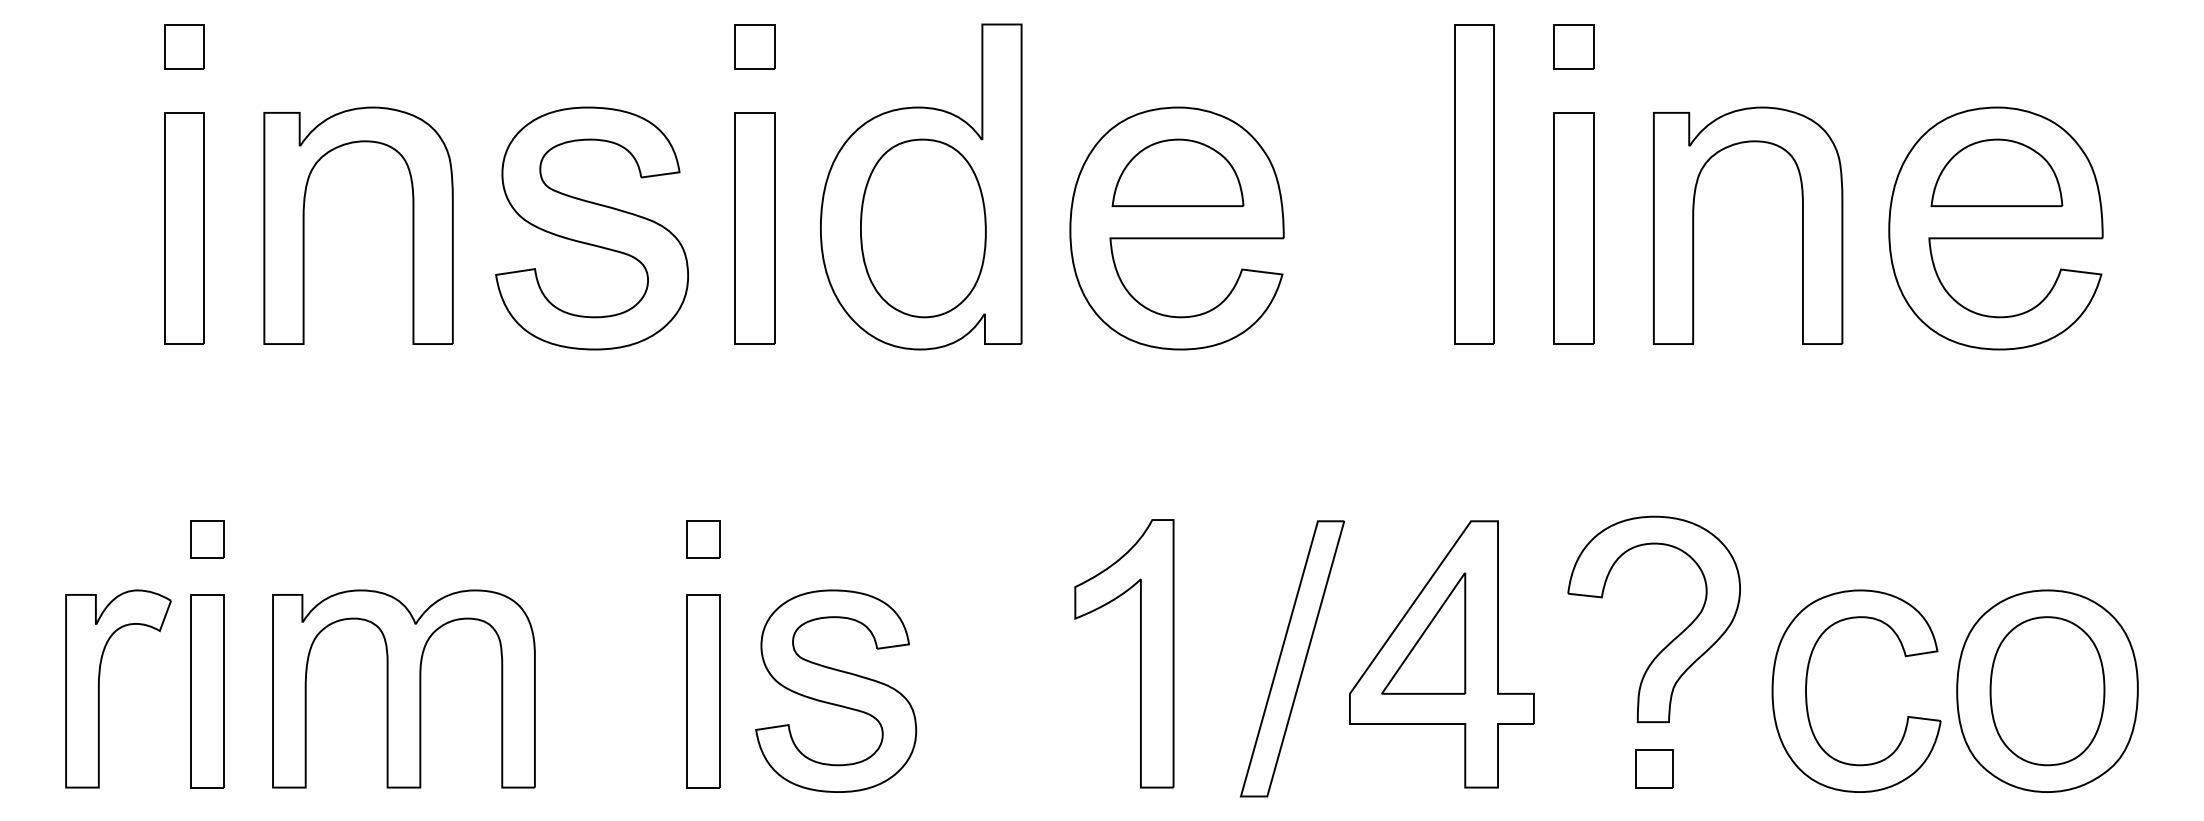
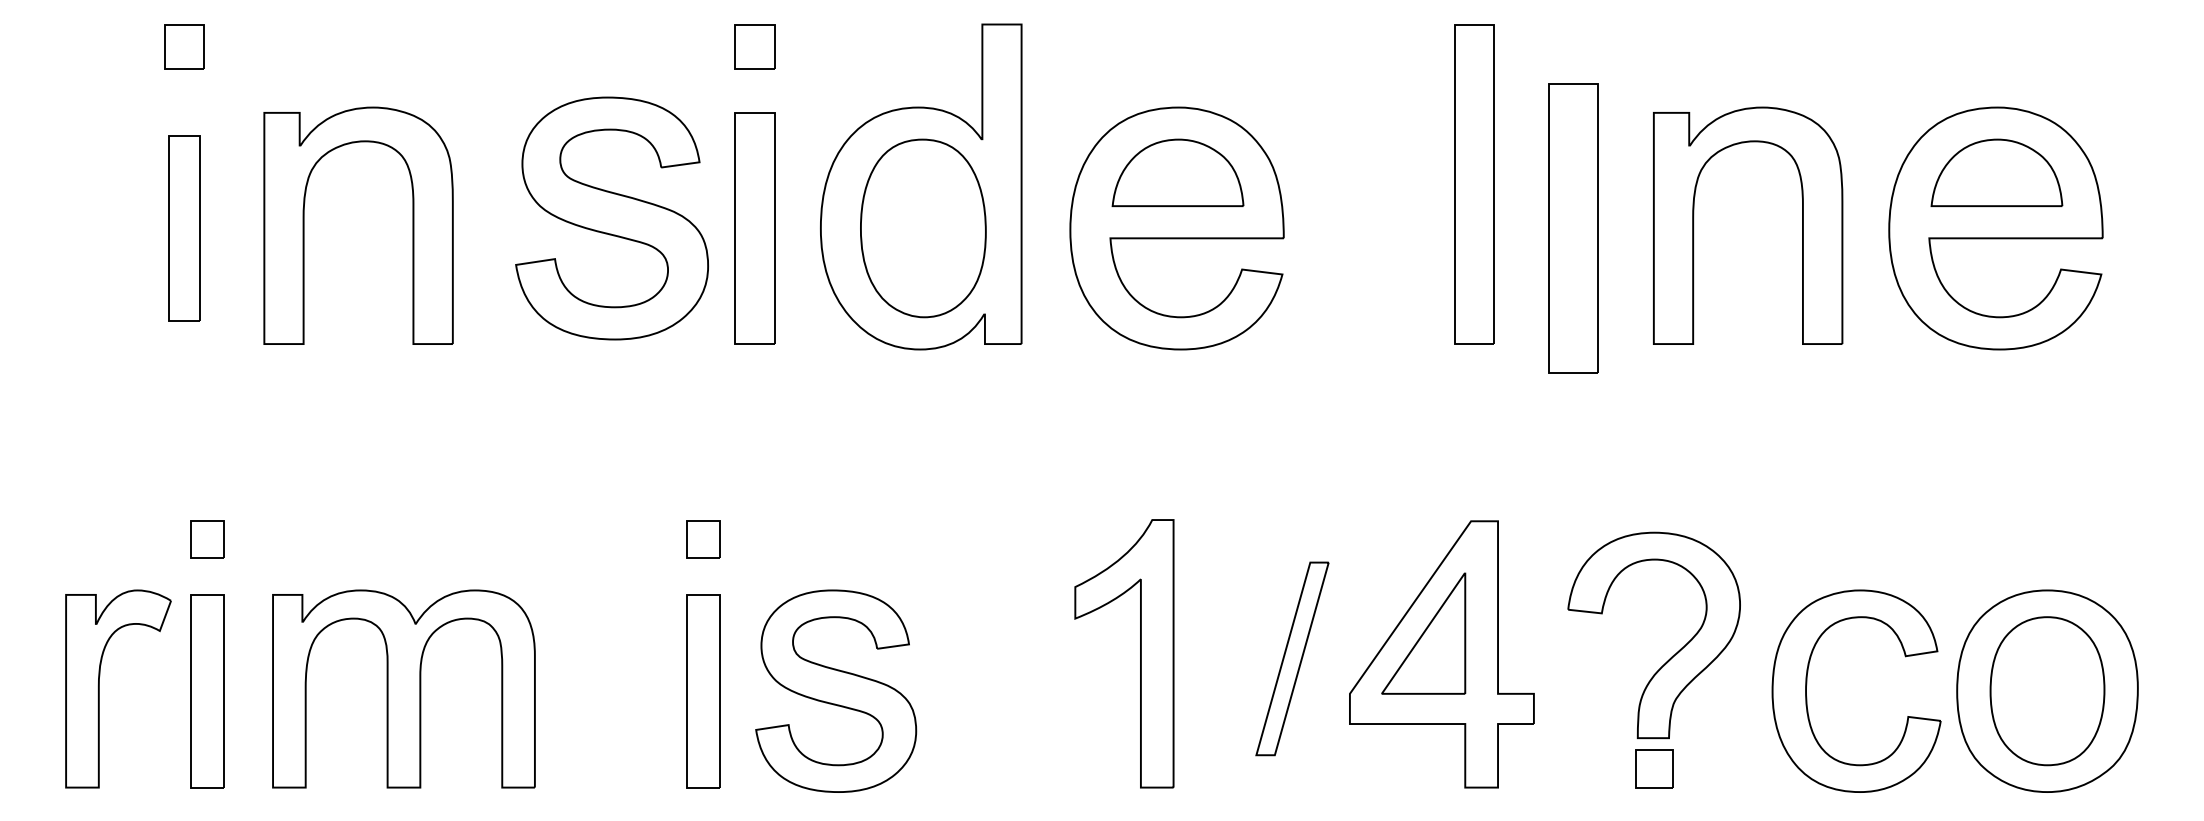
part: present -> none (1573, 46)
part size: 41x233 px -> 33x187 px (184, 228)
part position: (591, 228) -> (611, 218) (611, 218)
part size: 42x233 px -> 51x291 px (1573, 228)
part position: (1672, 639) -> (1672, 655) (1672, 655)
part size: 105x278 px -> 75x196 px (1292, 658)
